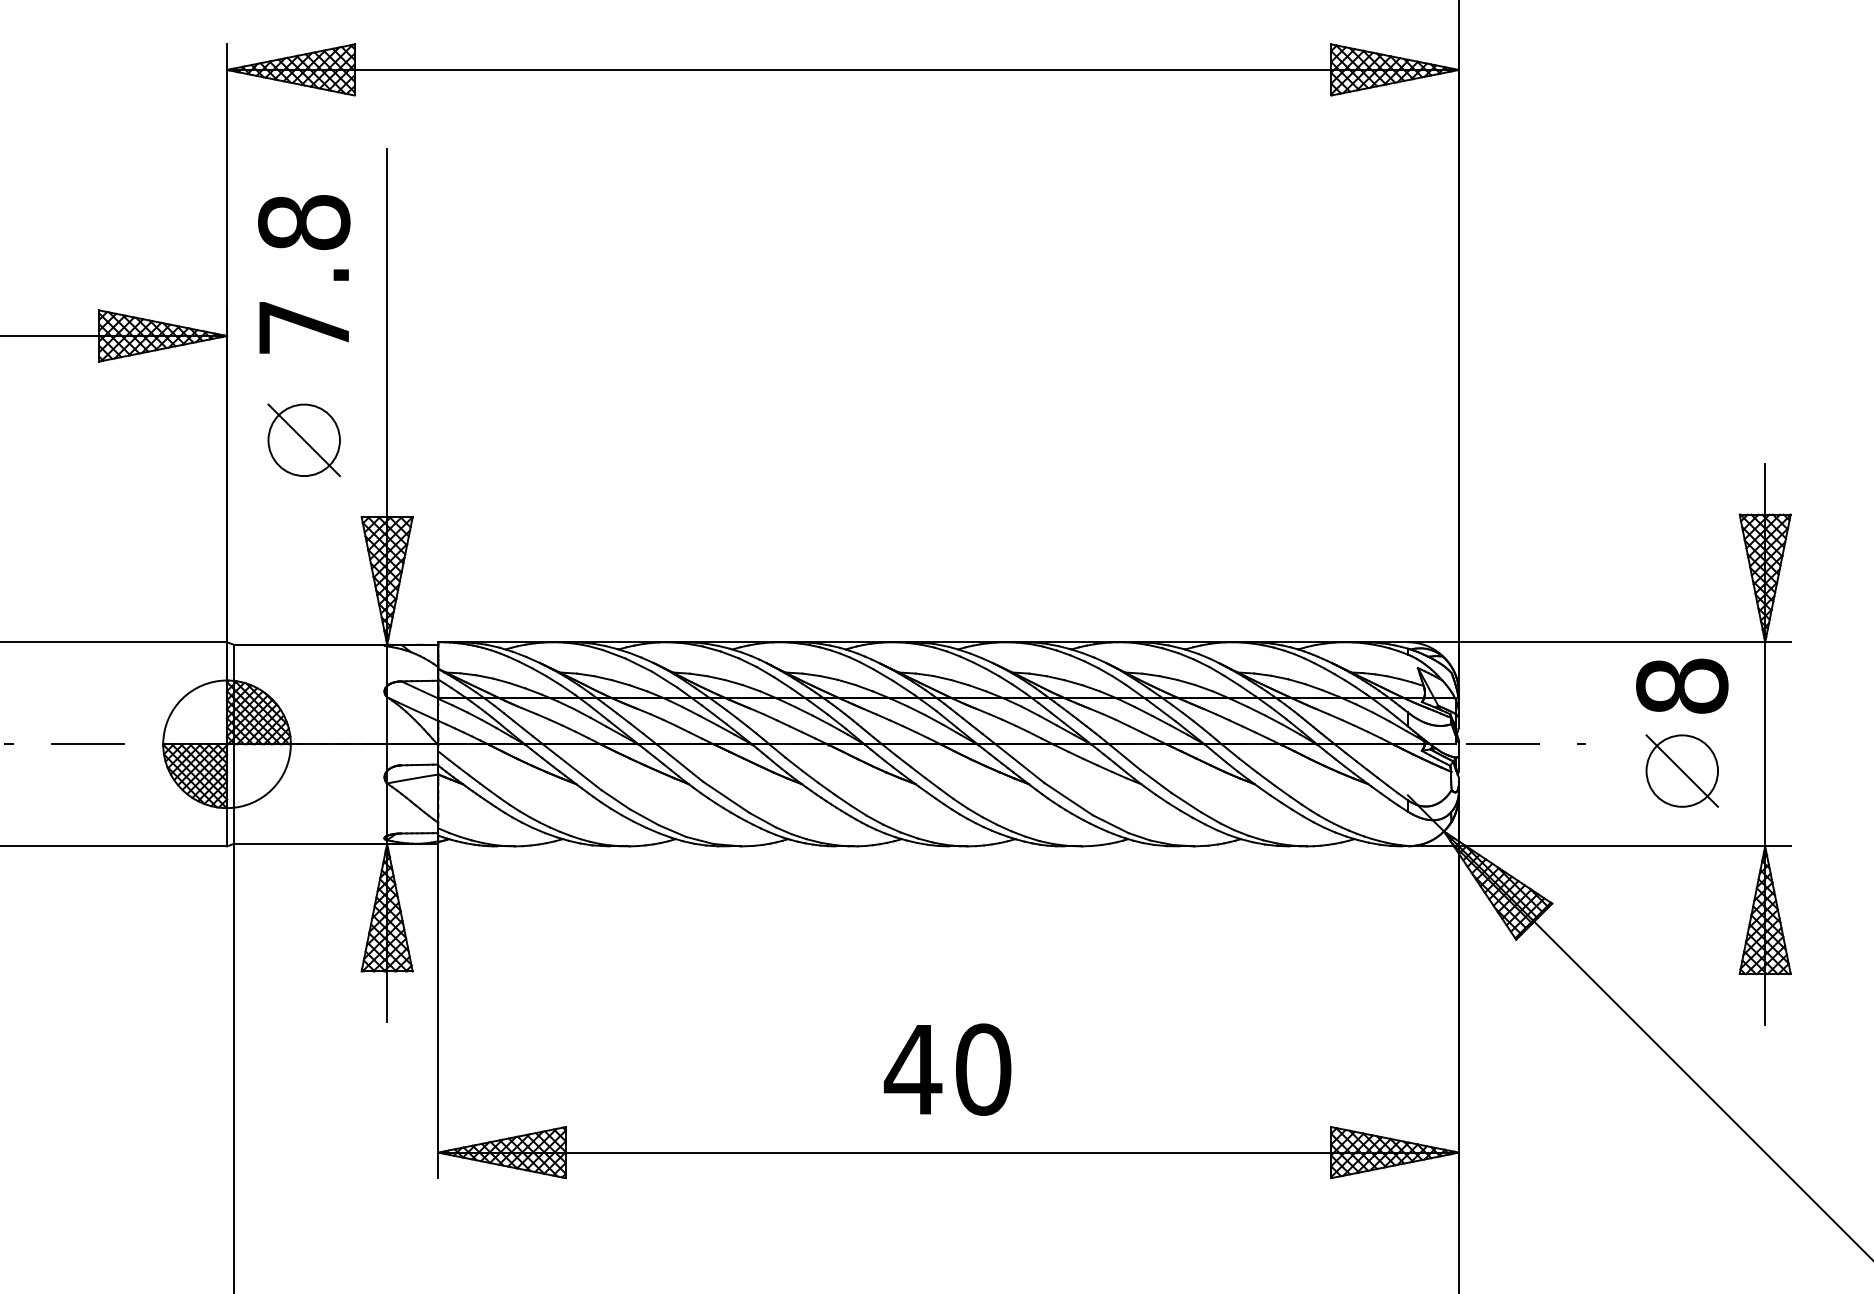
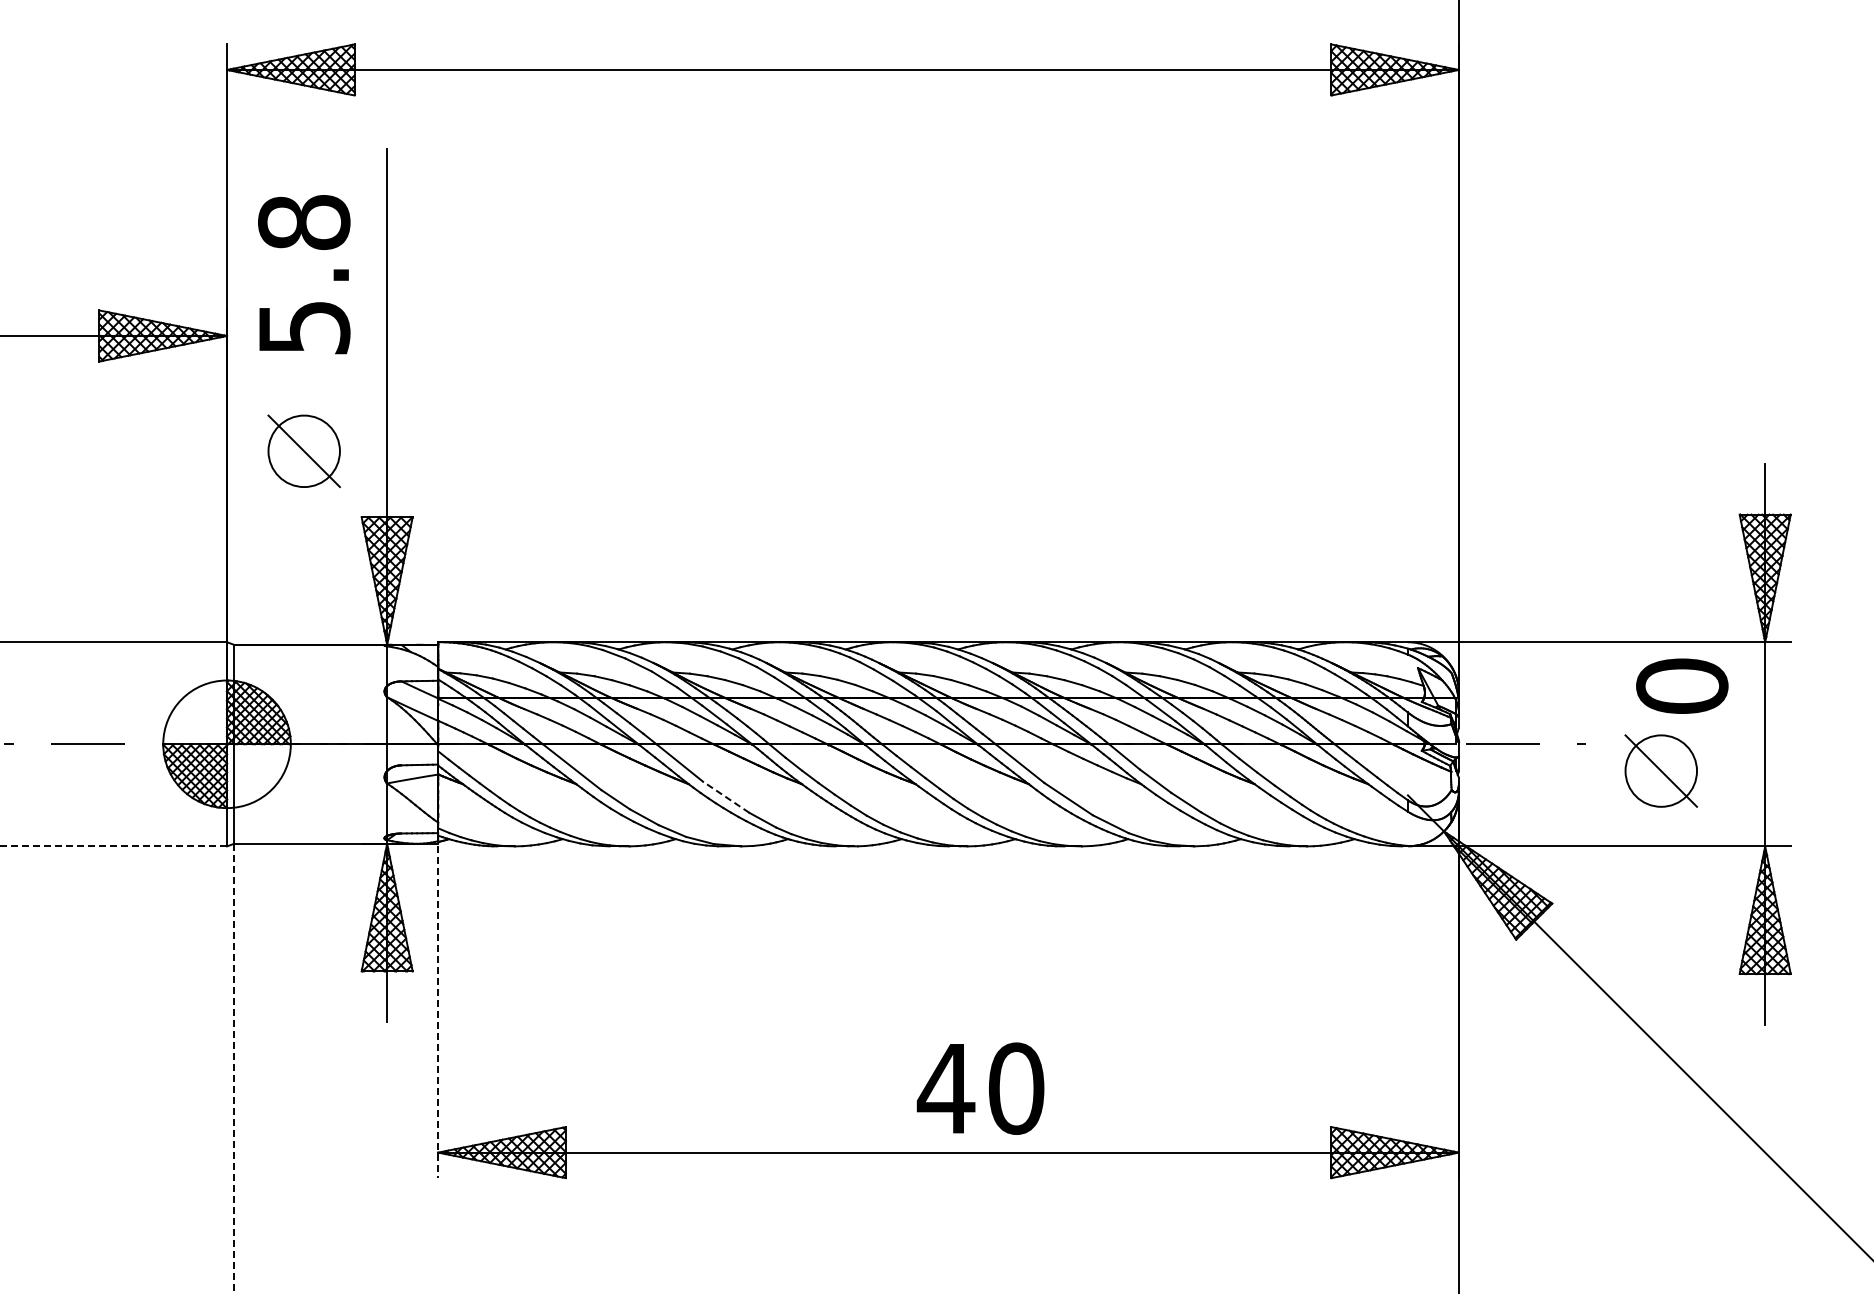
text: 7.8 -> 5.8 (304, 328)
part position: (303, 439) -> (303, 450) (303, 450)
text: 8 -> 0 (1682, 685)
part position: (1681, 770) -> (1660, 770) (1660, 770)
line: solid -> dashed (726, 797)
line: solid -> dashed (114, 846)
line: solid -> dashed (438, 1012)
line: solid -> dashed (234, 1068)
text position: (947, 1069) -> (980, 1088) (980, 1088)
